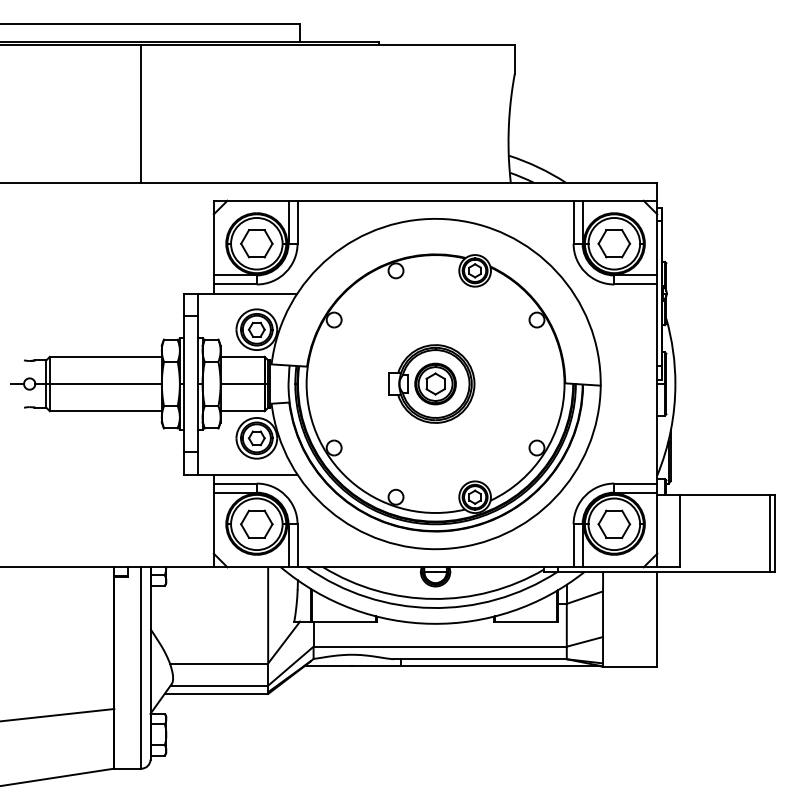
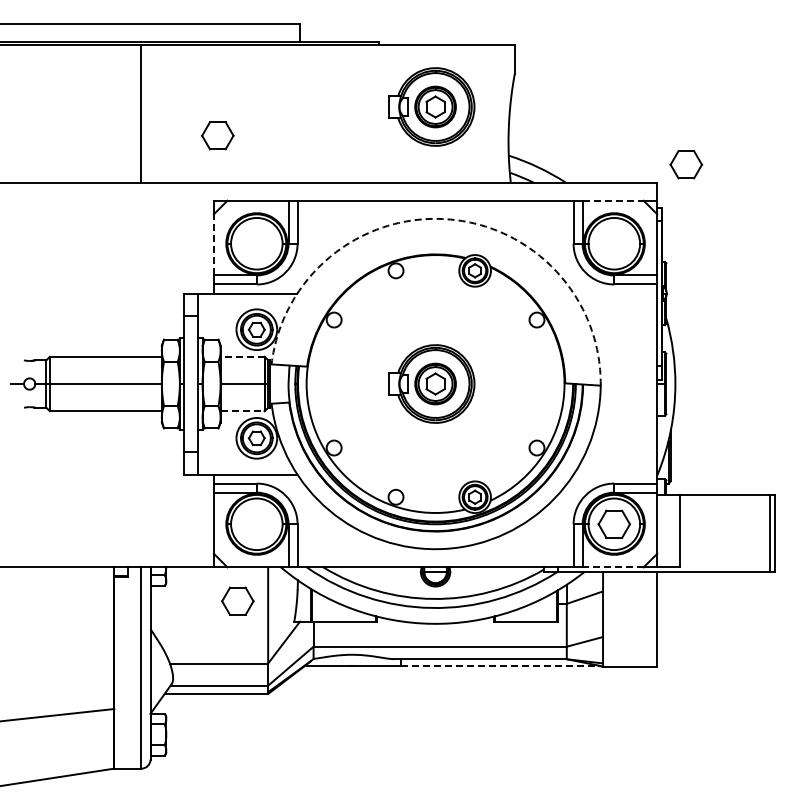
part: none -> present (431, 106)
line: solid -> dashed (613, 200)
arc: solid -> dashed (446, 219)
part position: (256, 243) -> (217, 135) (217, 135)
part position: (614, 243) -> (686, 164) (686, 164)
line: solid -> dashed (213, 244)
line: solid -> dashed (242, 356)
line: solid -> dashed (242, 411)
part position: (256, 523) -> (237, 600) (237, 600)
line: solid -> dashed (613, 567)
line: solid -> dashed (500, 665)
